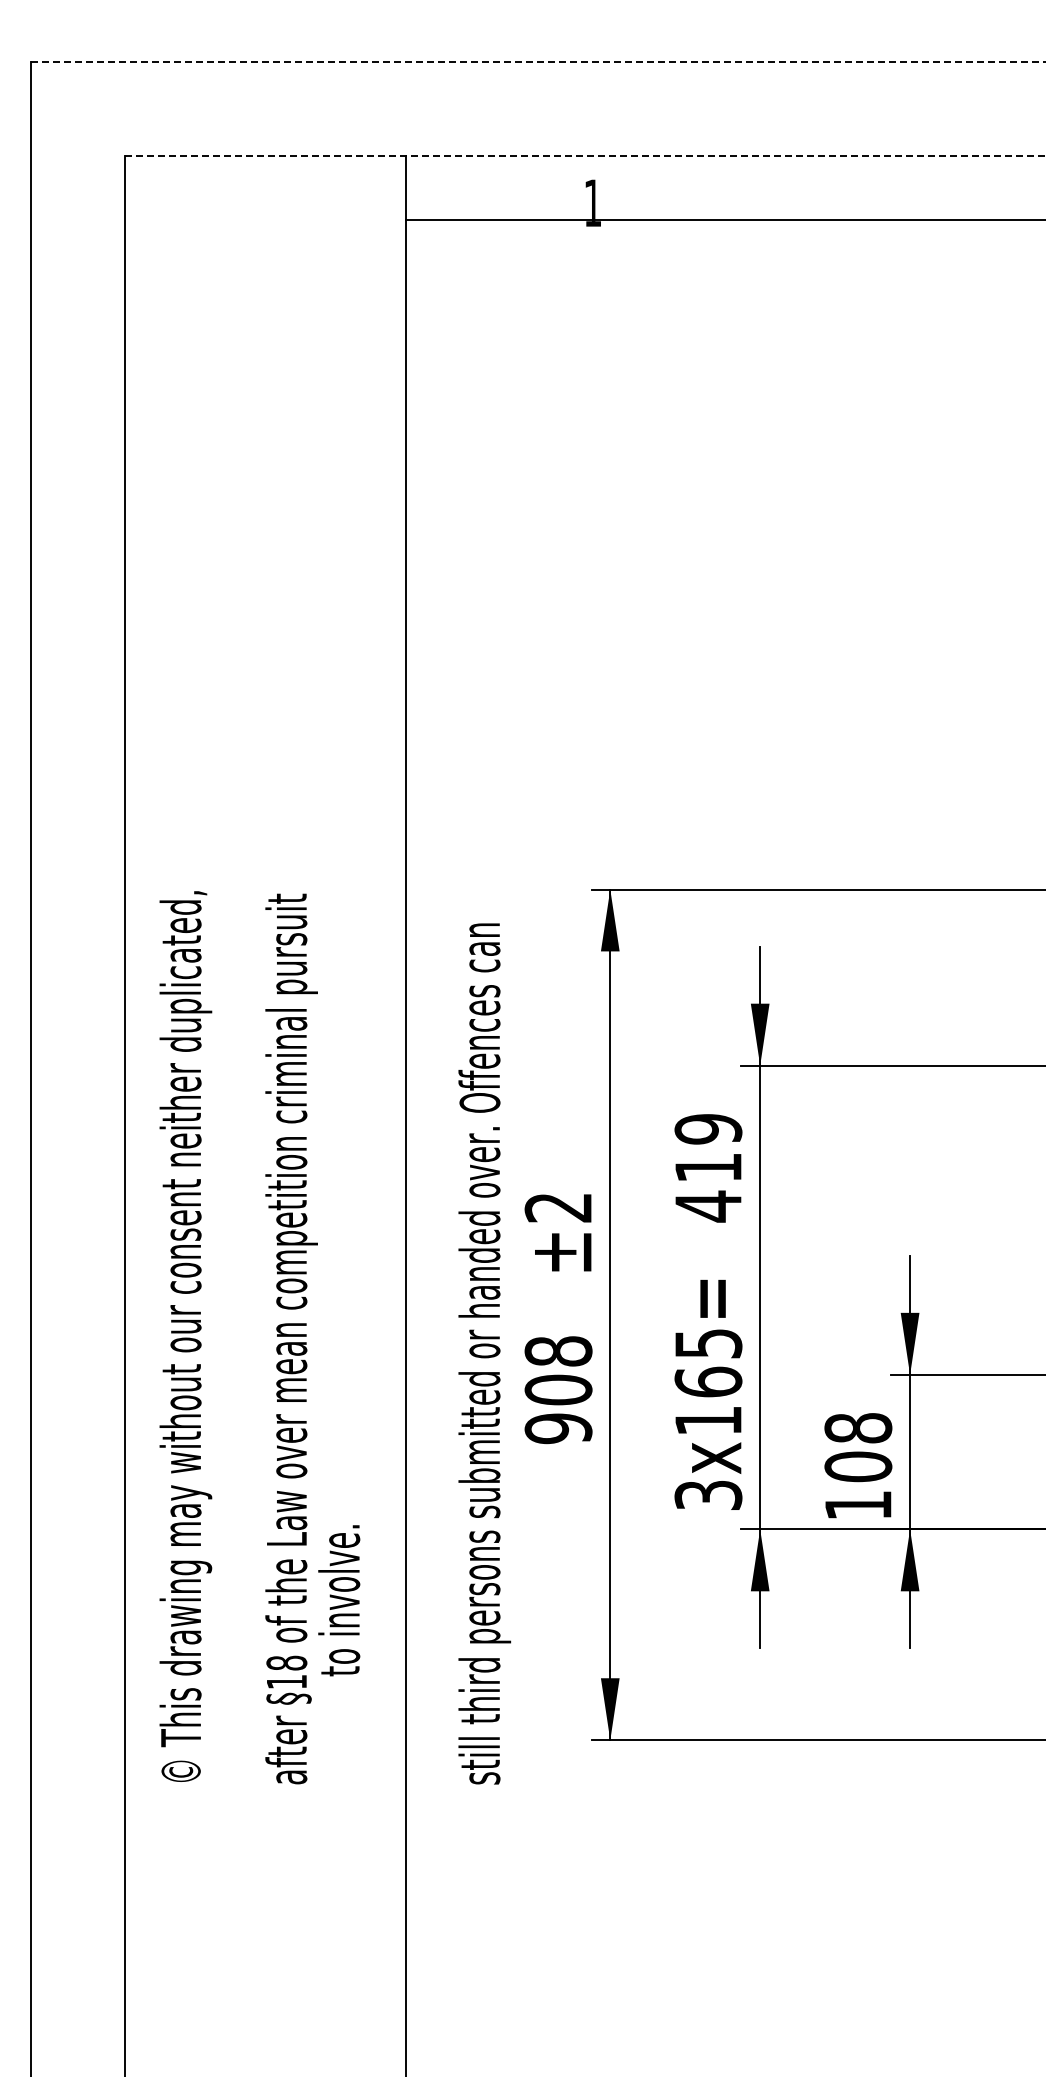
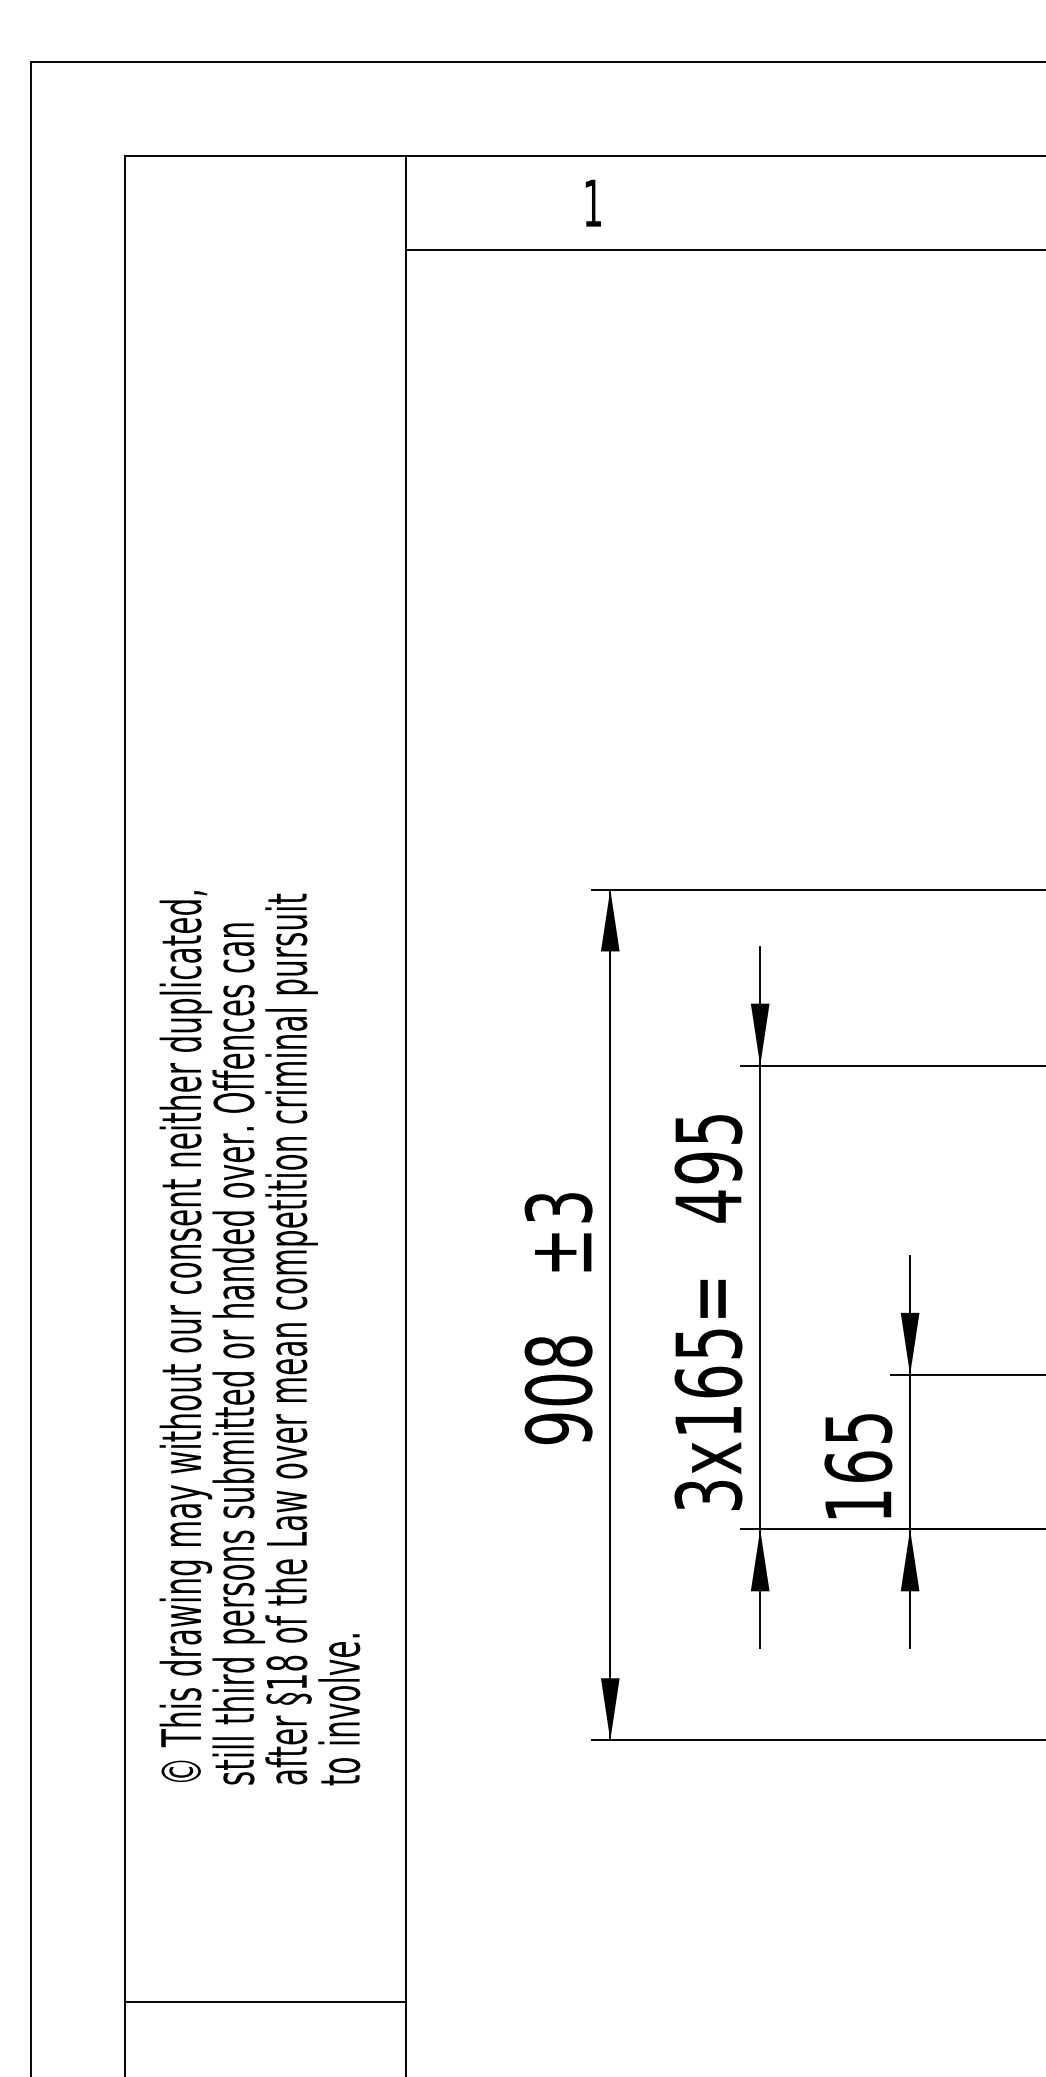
line: dashed -> solid (538, 62)
line: dashed -> solid (585, 155)
line position: (724, 219) -> (724, 249) (724, 249)
text: 419 -> 495 (708, 1148)
text: ±2 -> ±3 (558, 1207)
text position: (484, 1353) -> (238, 1353) (238, 1353)
text: 108 -> 165 (858, 1447)
text position: (339, 1600) -> (339, 1709) (339, 1709)
line: none -> present (265, 2001)
